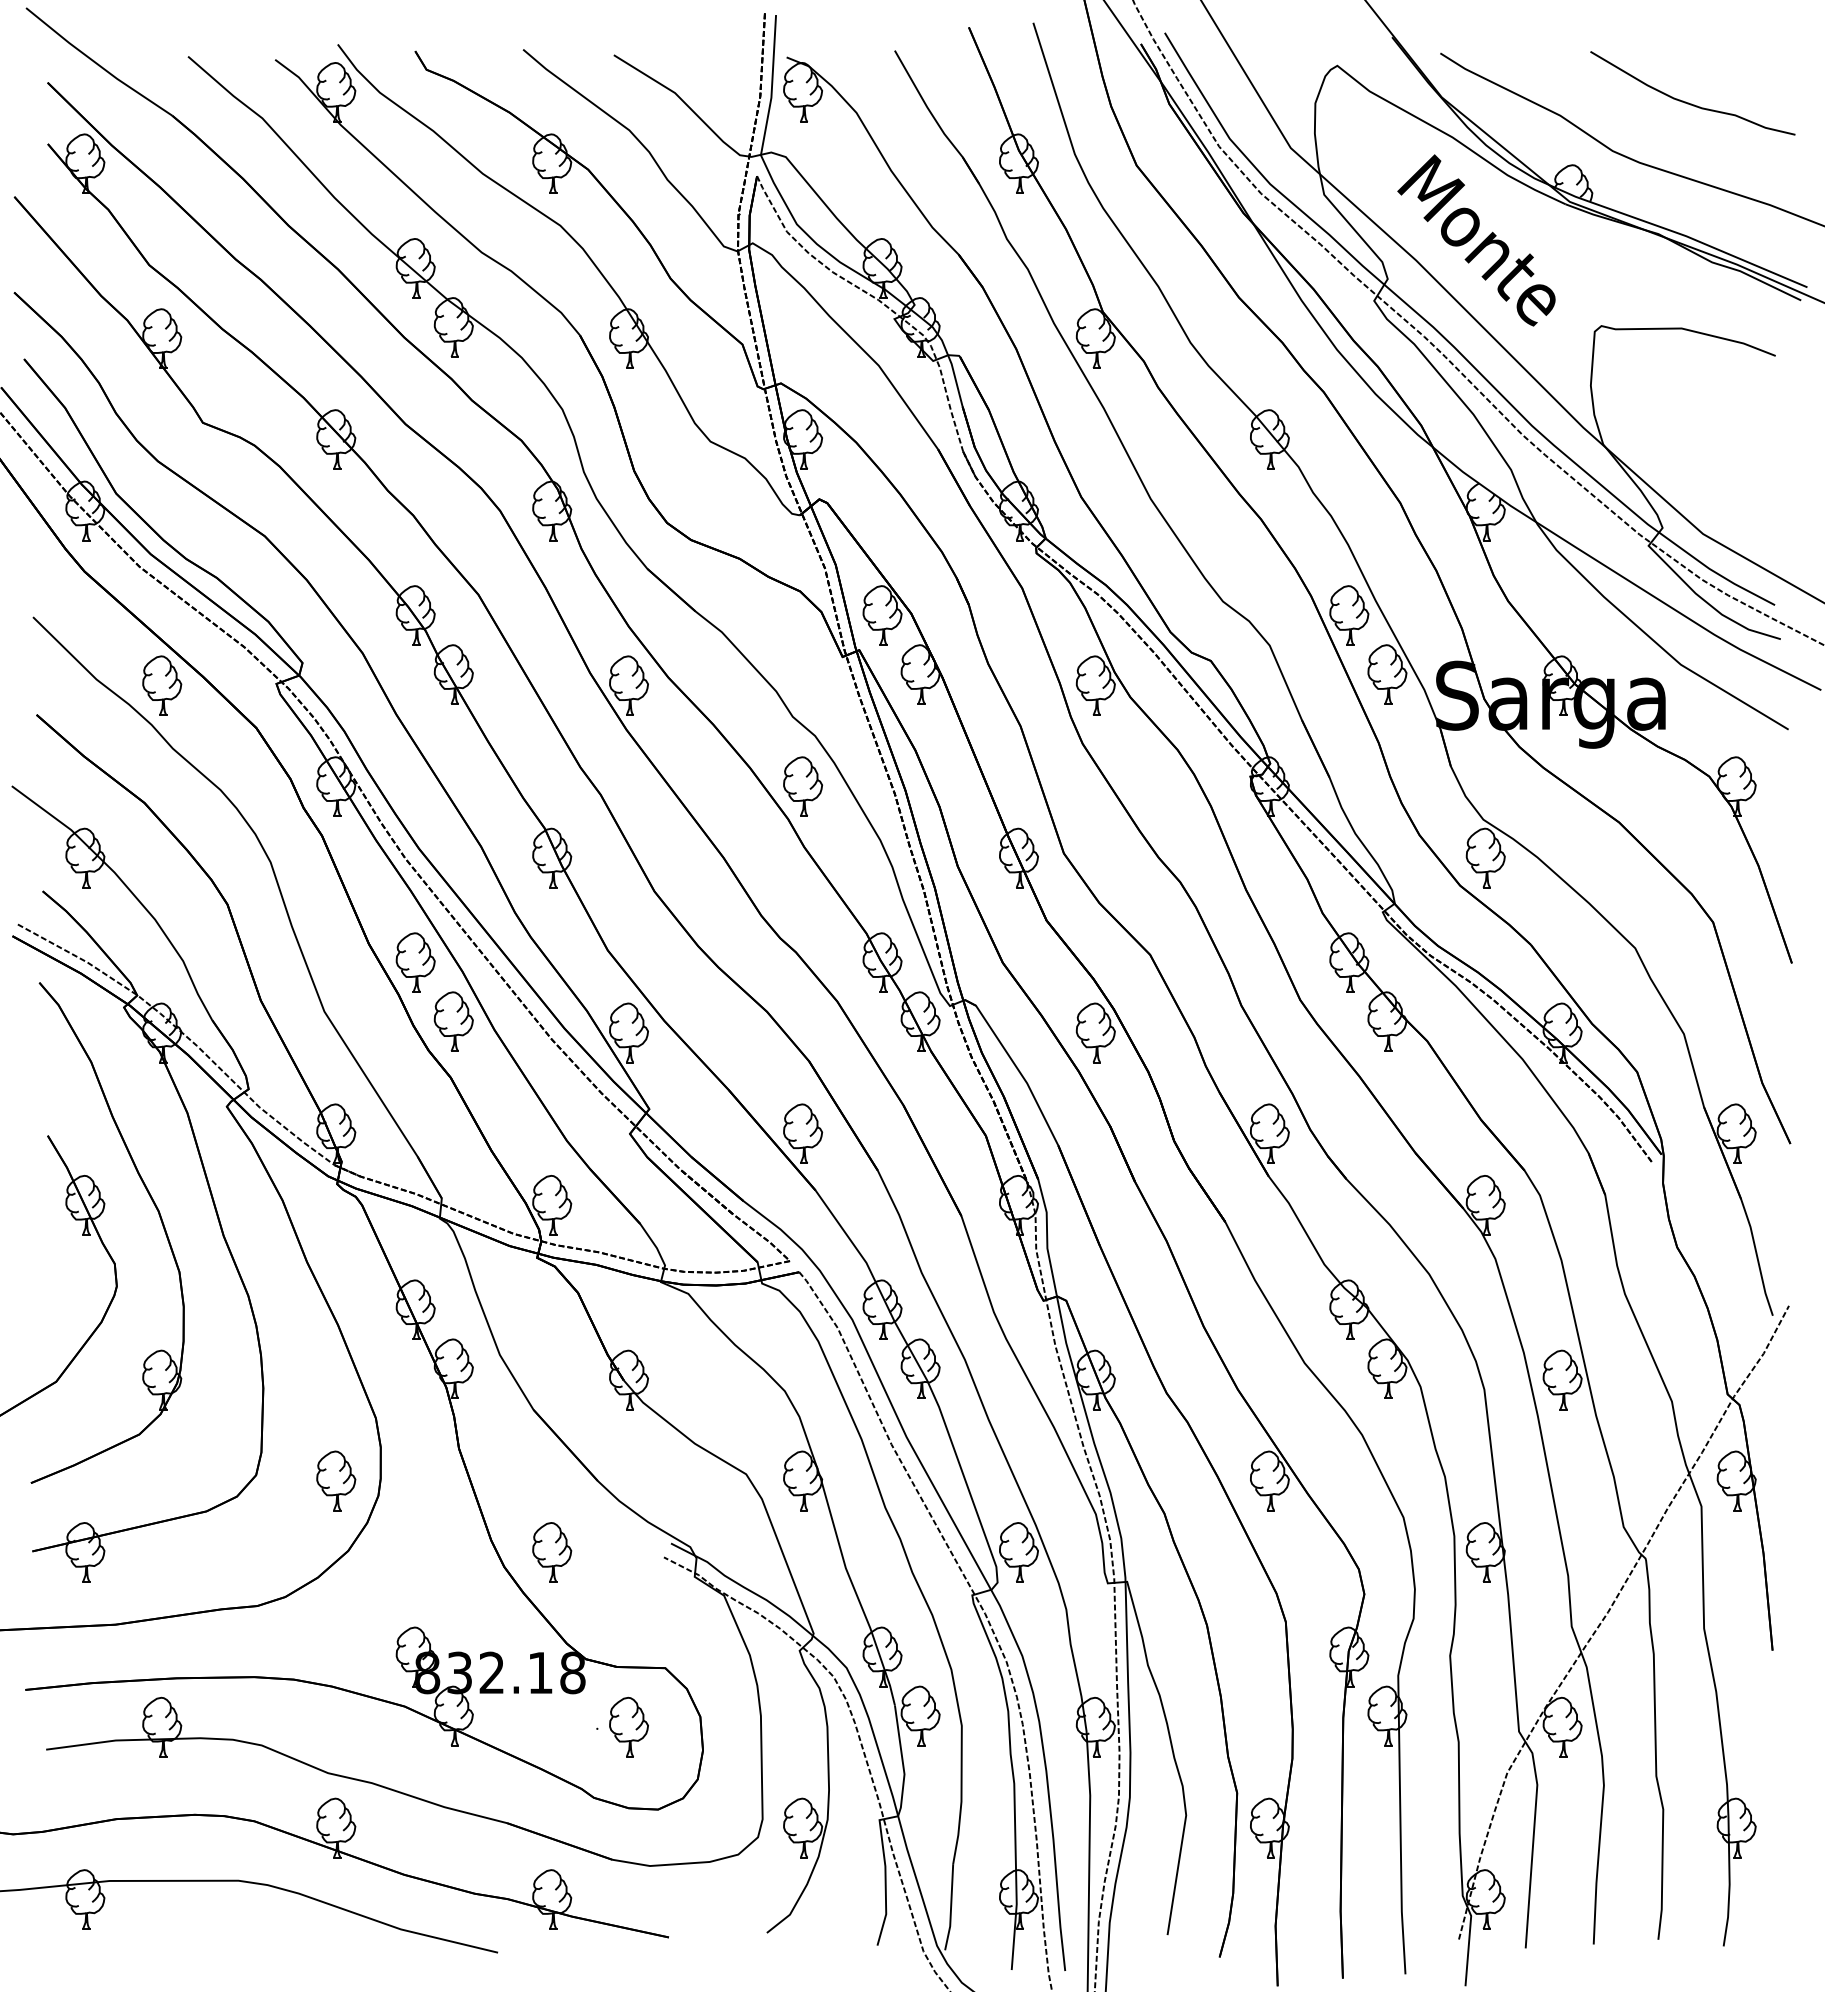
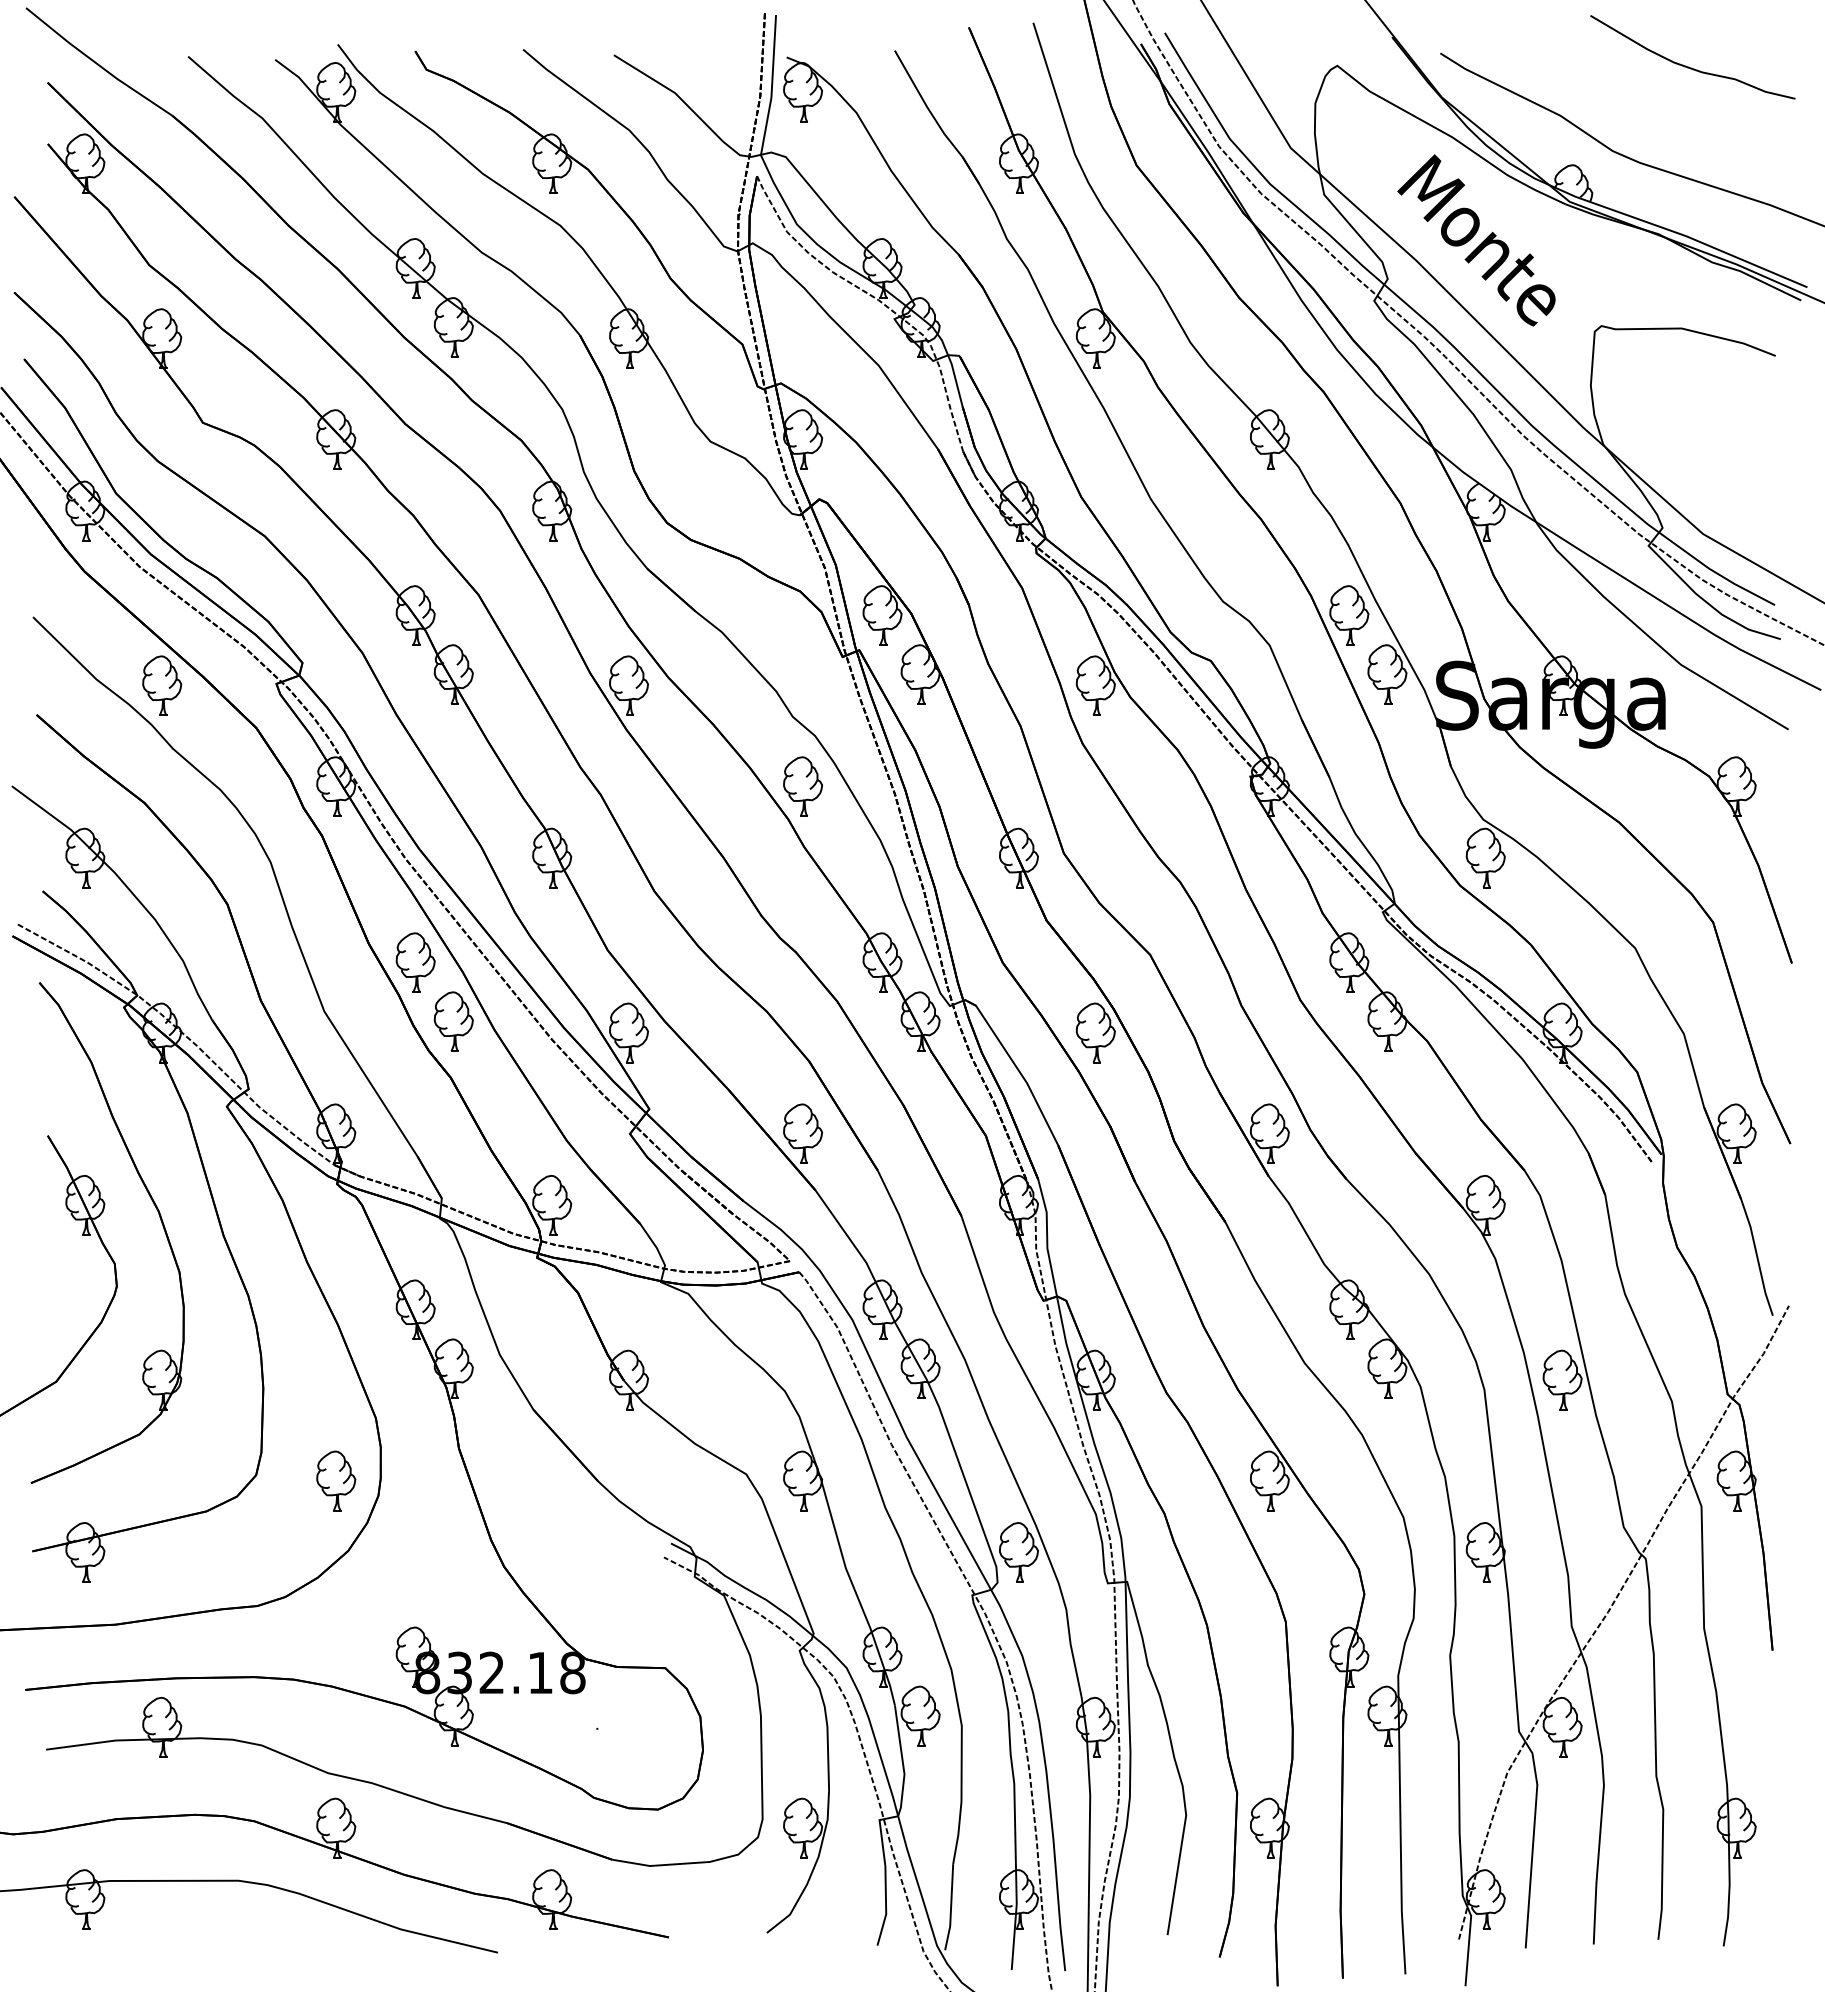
curve position: (1688, 102) -> (1688, 66) (1688, 66)
part: present -> none (552, 1552)
part: present -> none (628, 1726)
